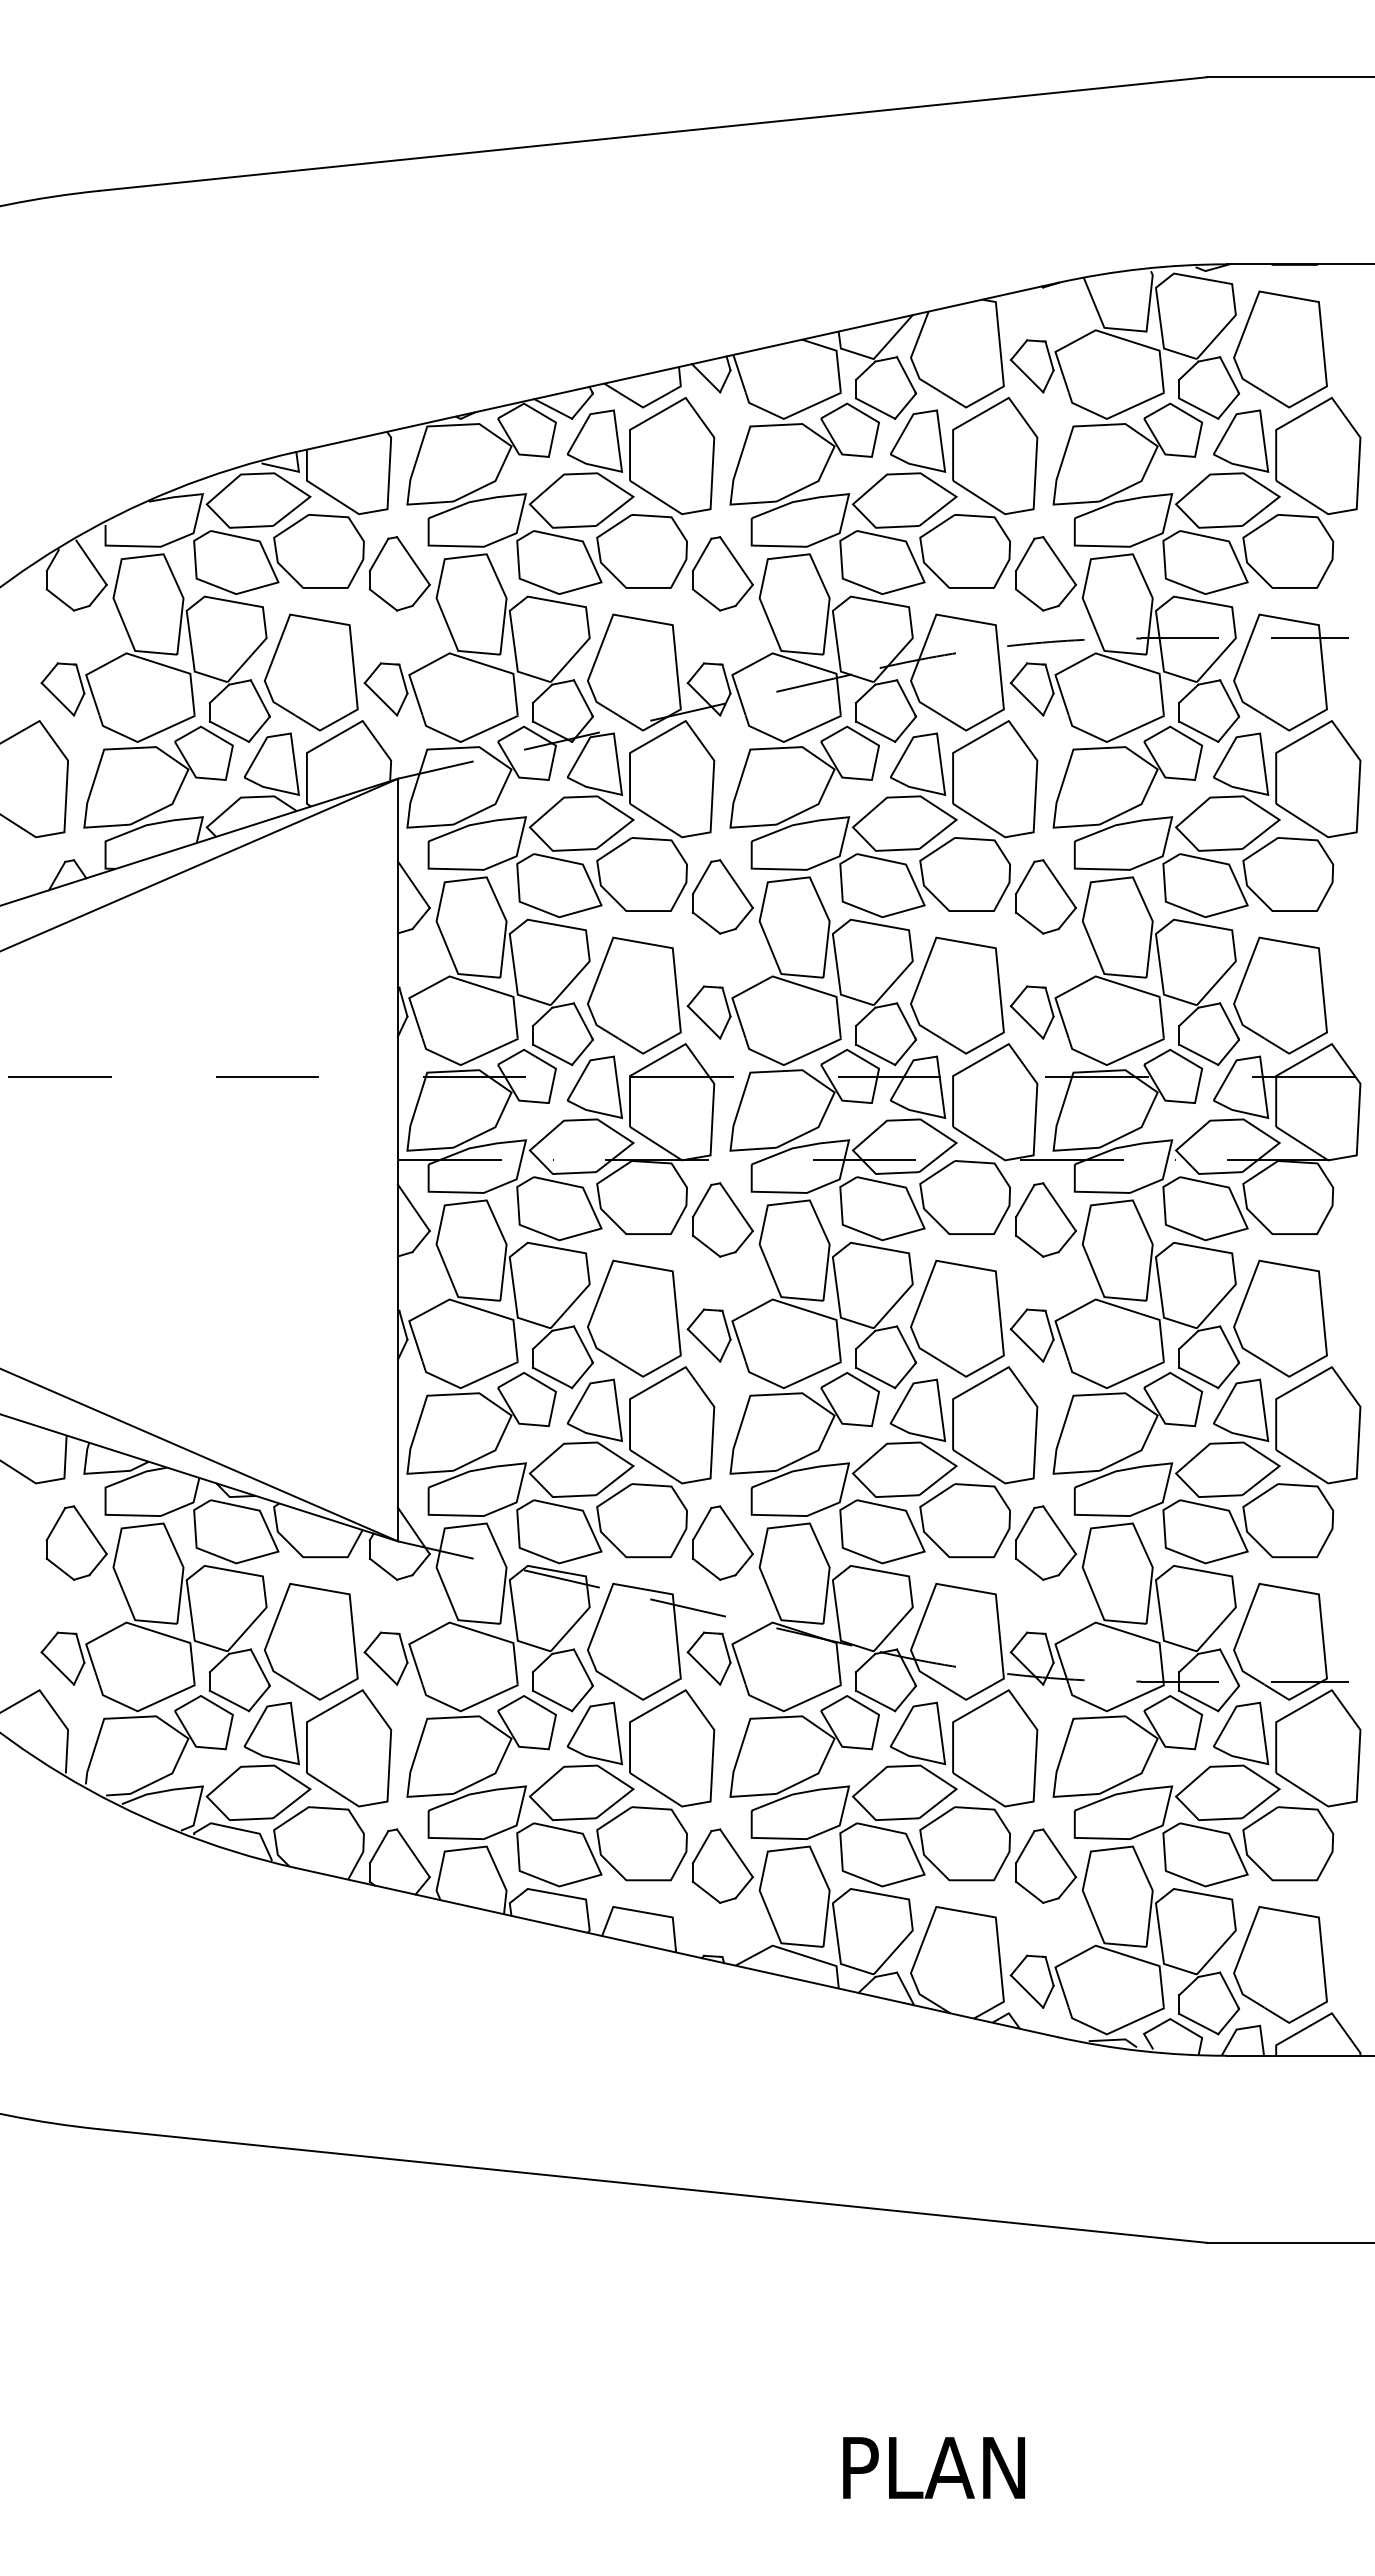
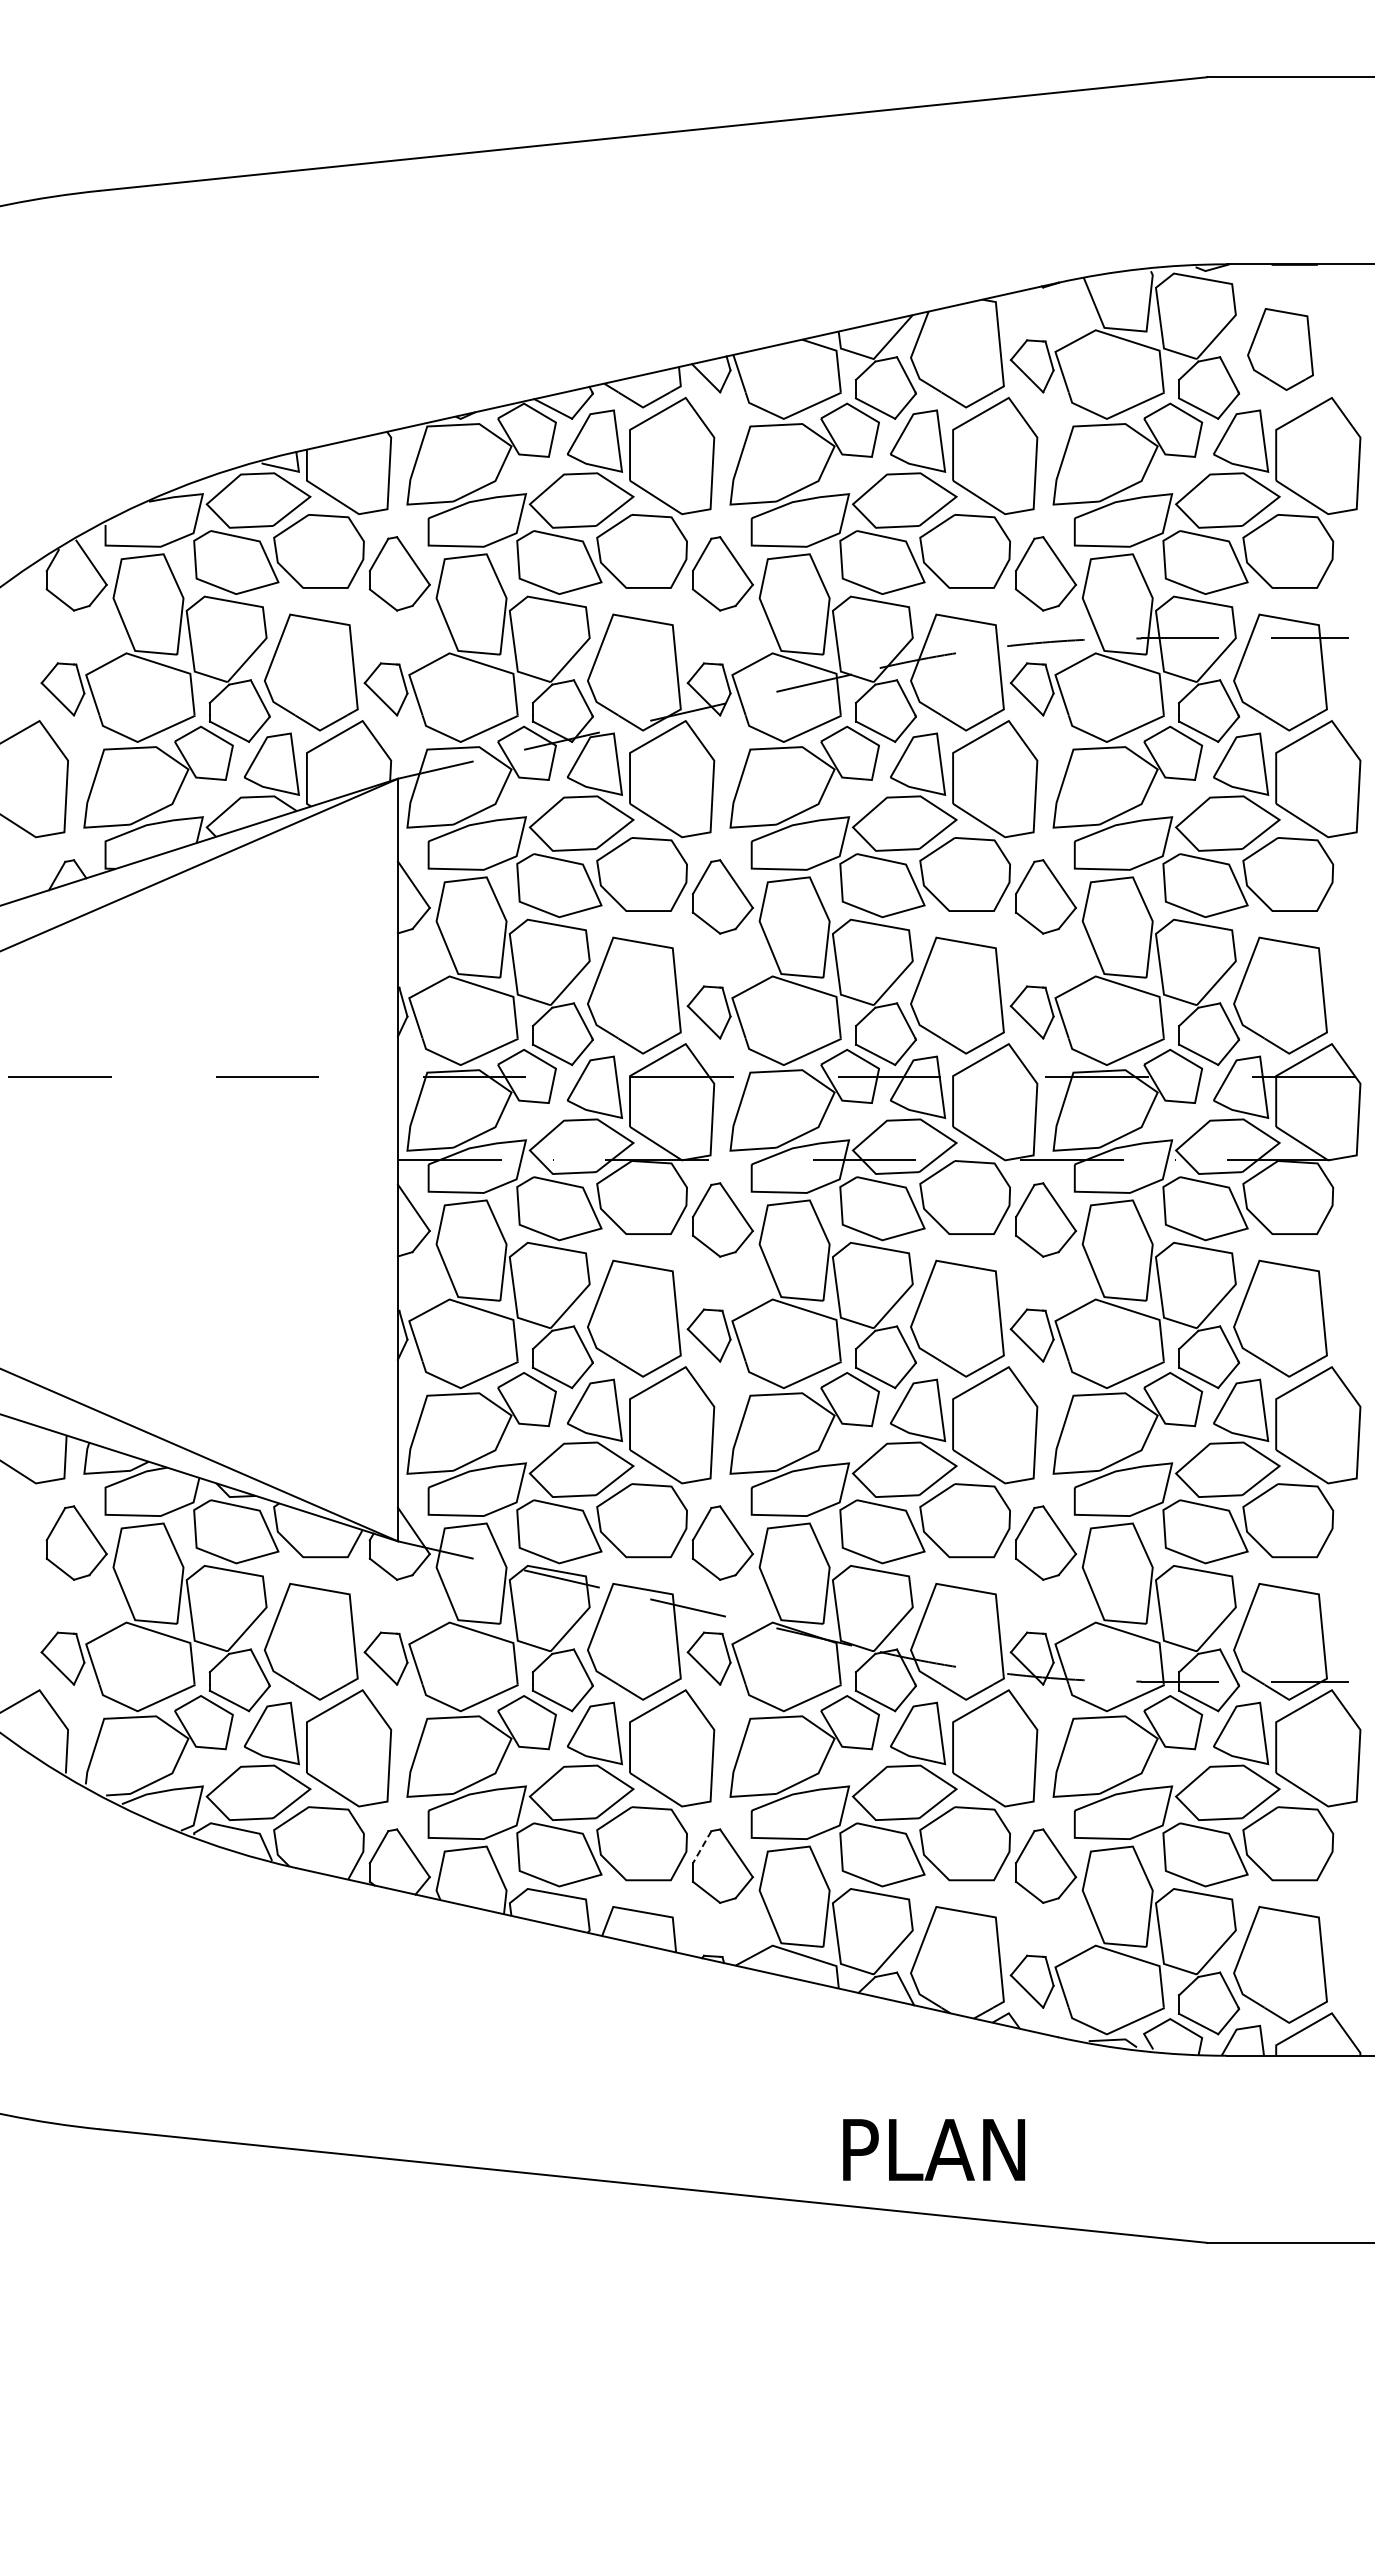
part size: 95x119 px -> 67x83 px (1280, 349)
line: solid -> dashed (702, 1847)
text position: (933, 2467) -> (933, 2149) (933, 2149)
